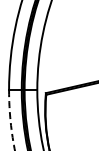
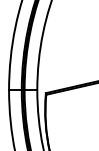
arc: dashed -> solid (10, 121)
